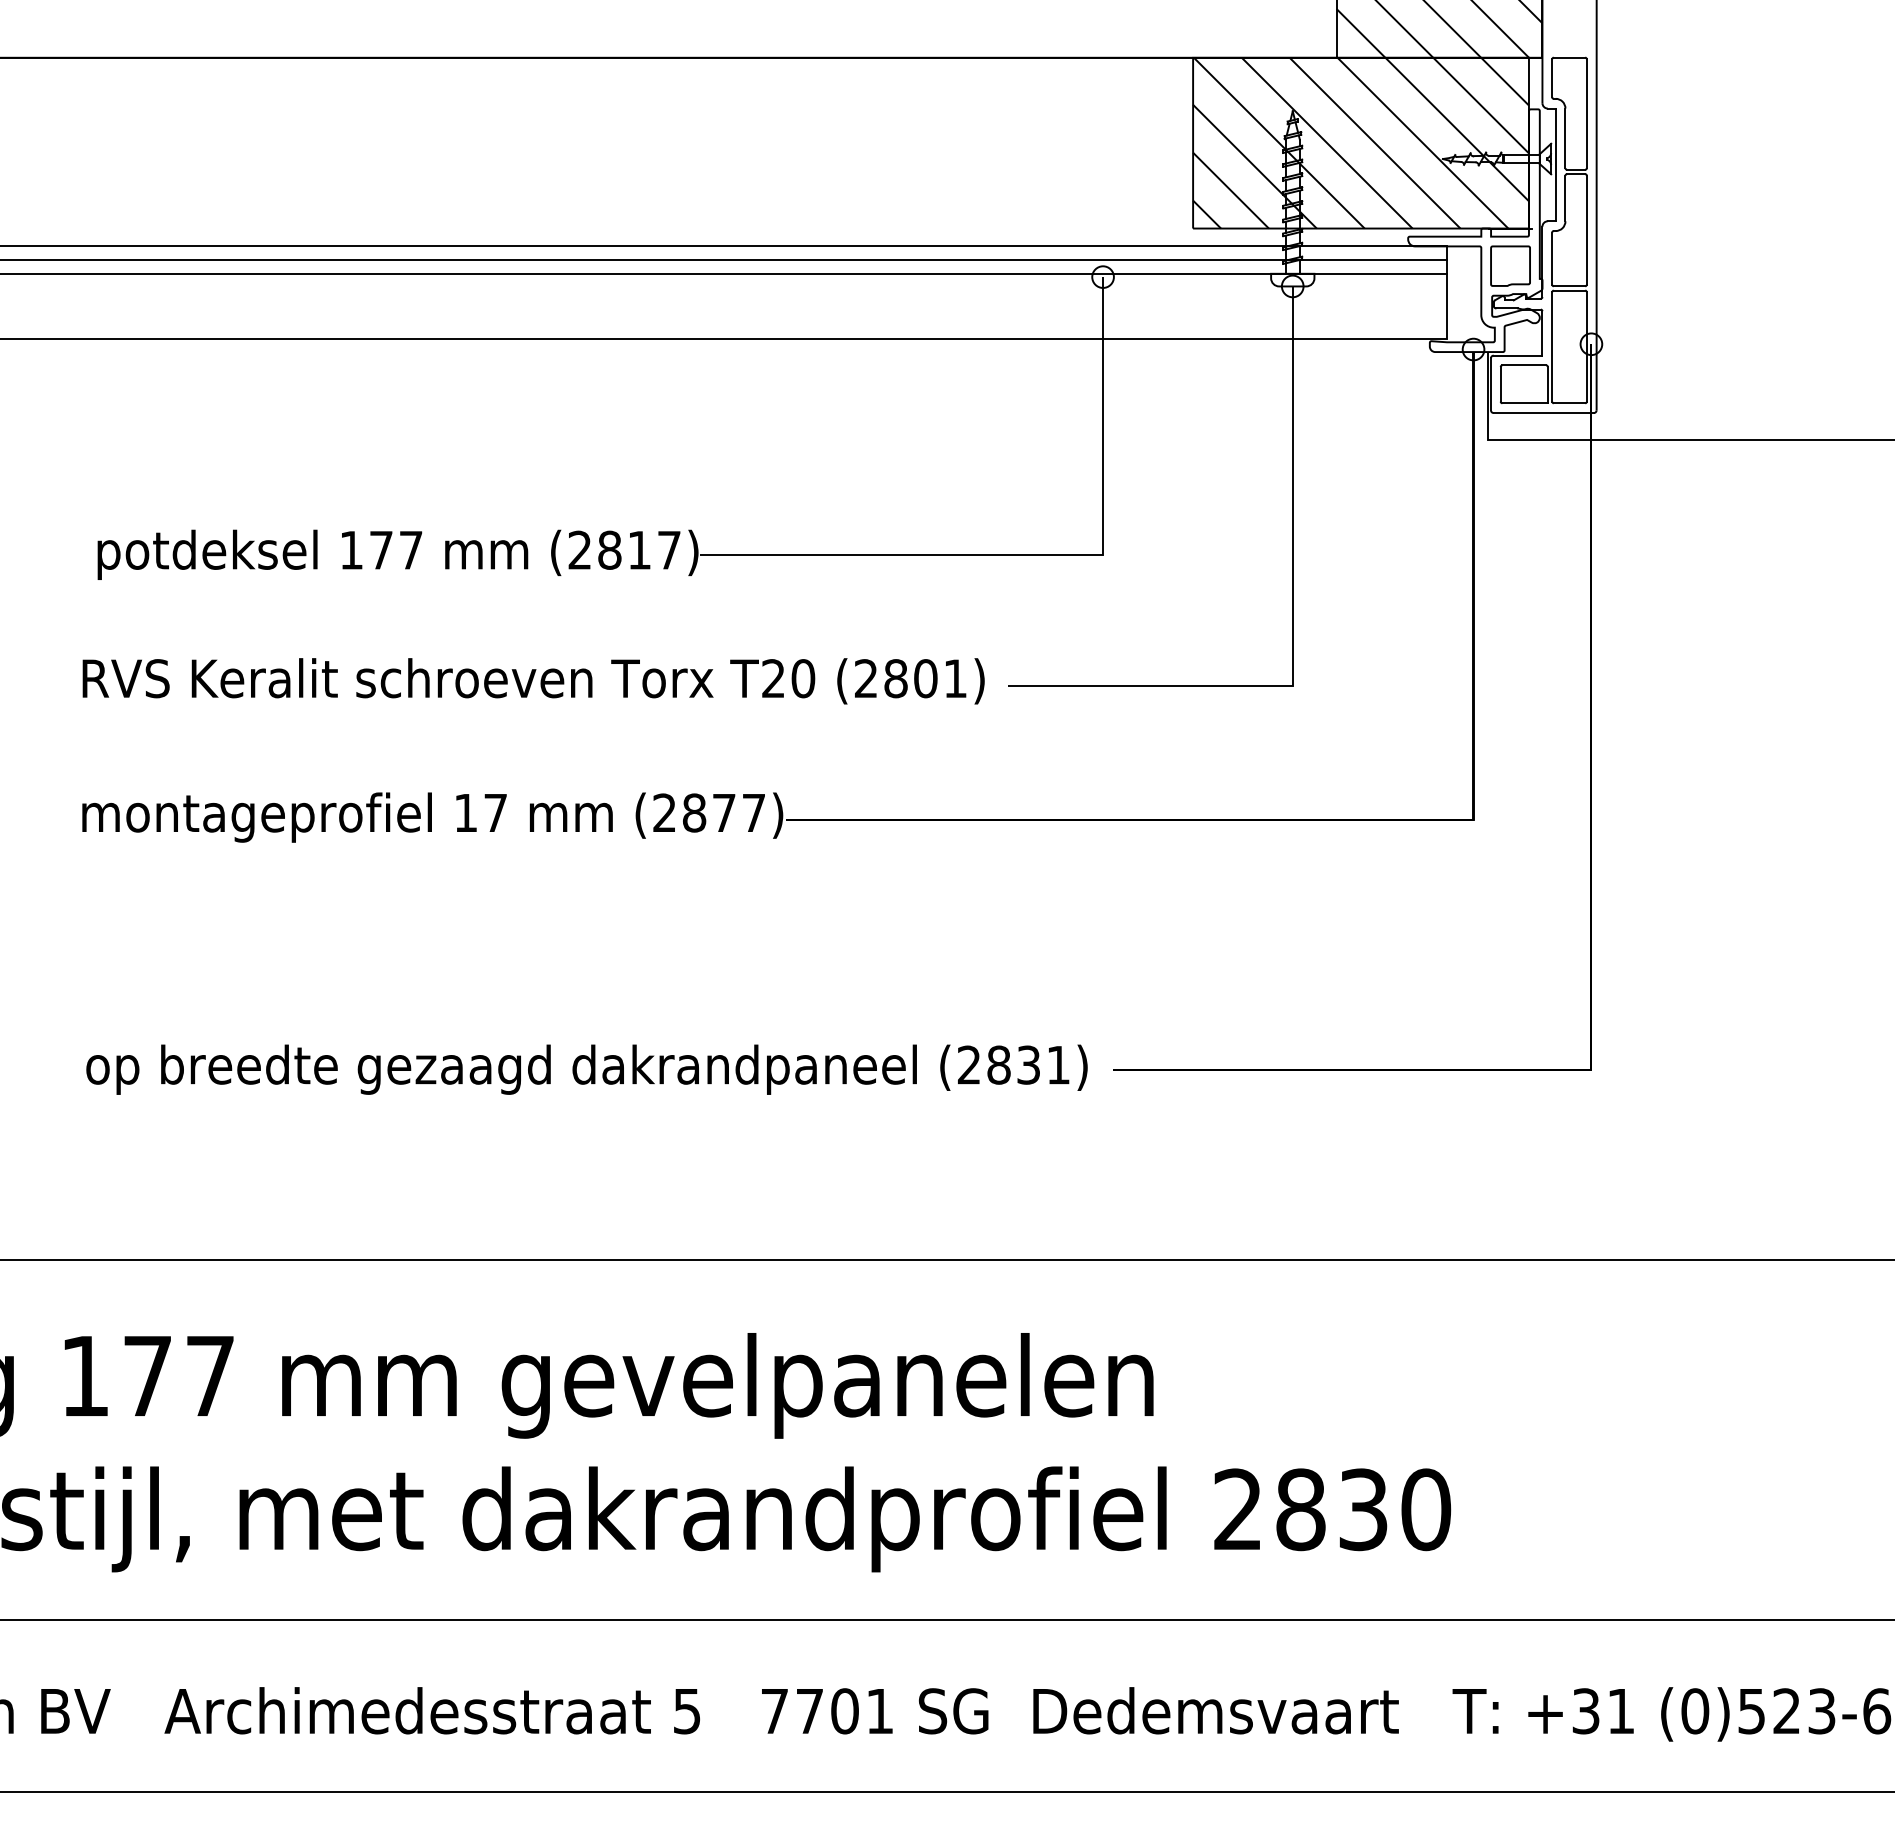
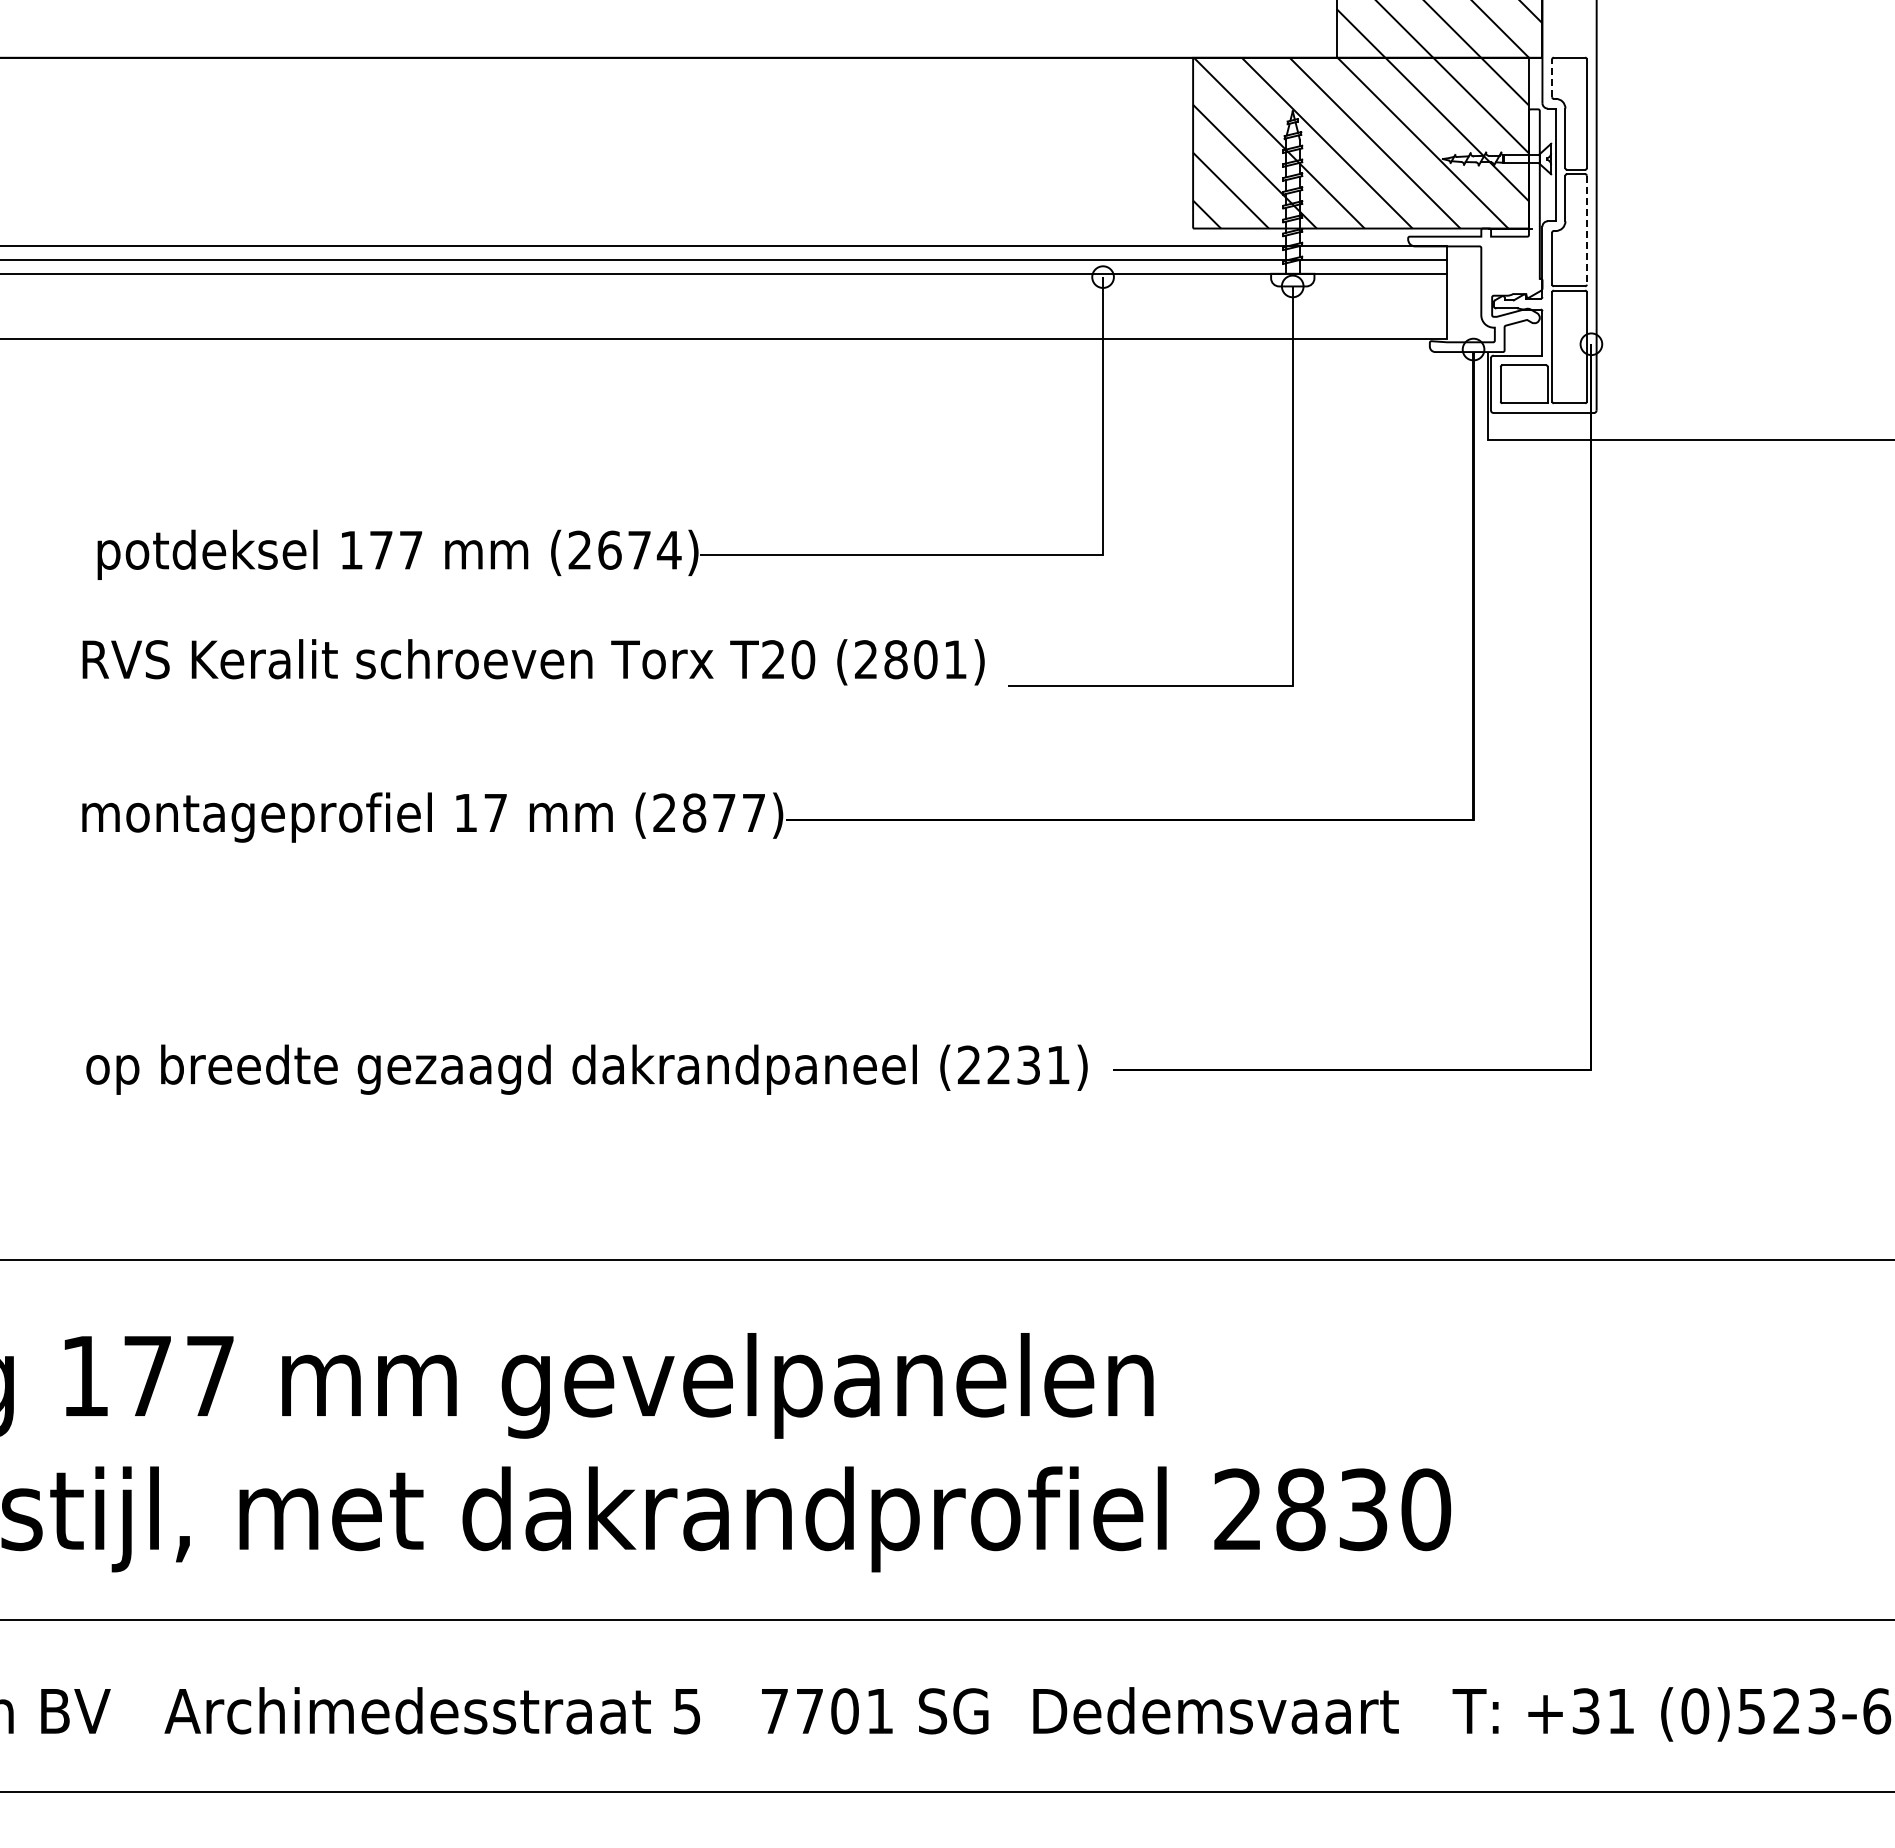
line: solid -> dashed (1552, 78)
line: solid -> dashed (1586, 230)
part: present -> none (1510, 265)
text: (2817) -> (2674) (639, 549)
text position: (533, 681) -> (533, 662) (533, 662)
text: (2831) -> (2231) (998, 1064)
